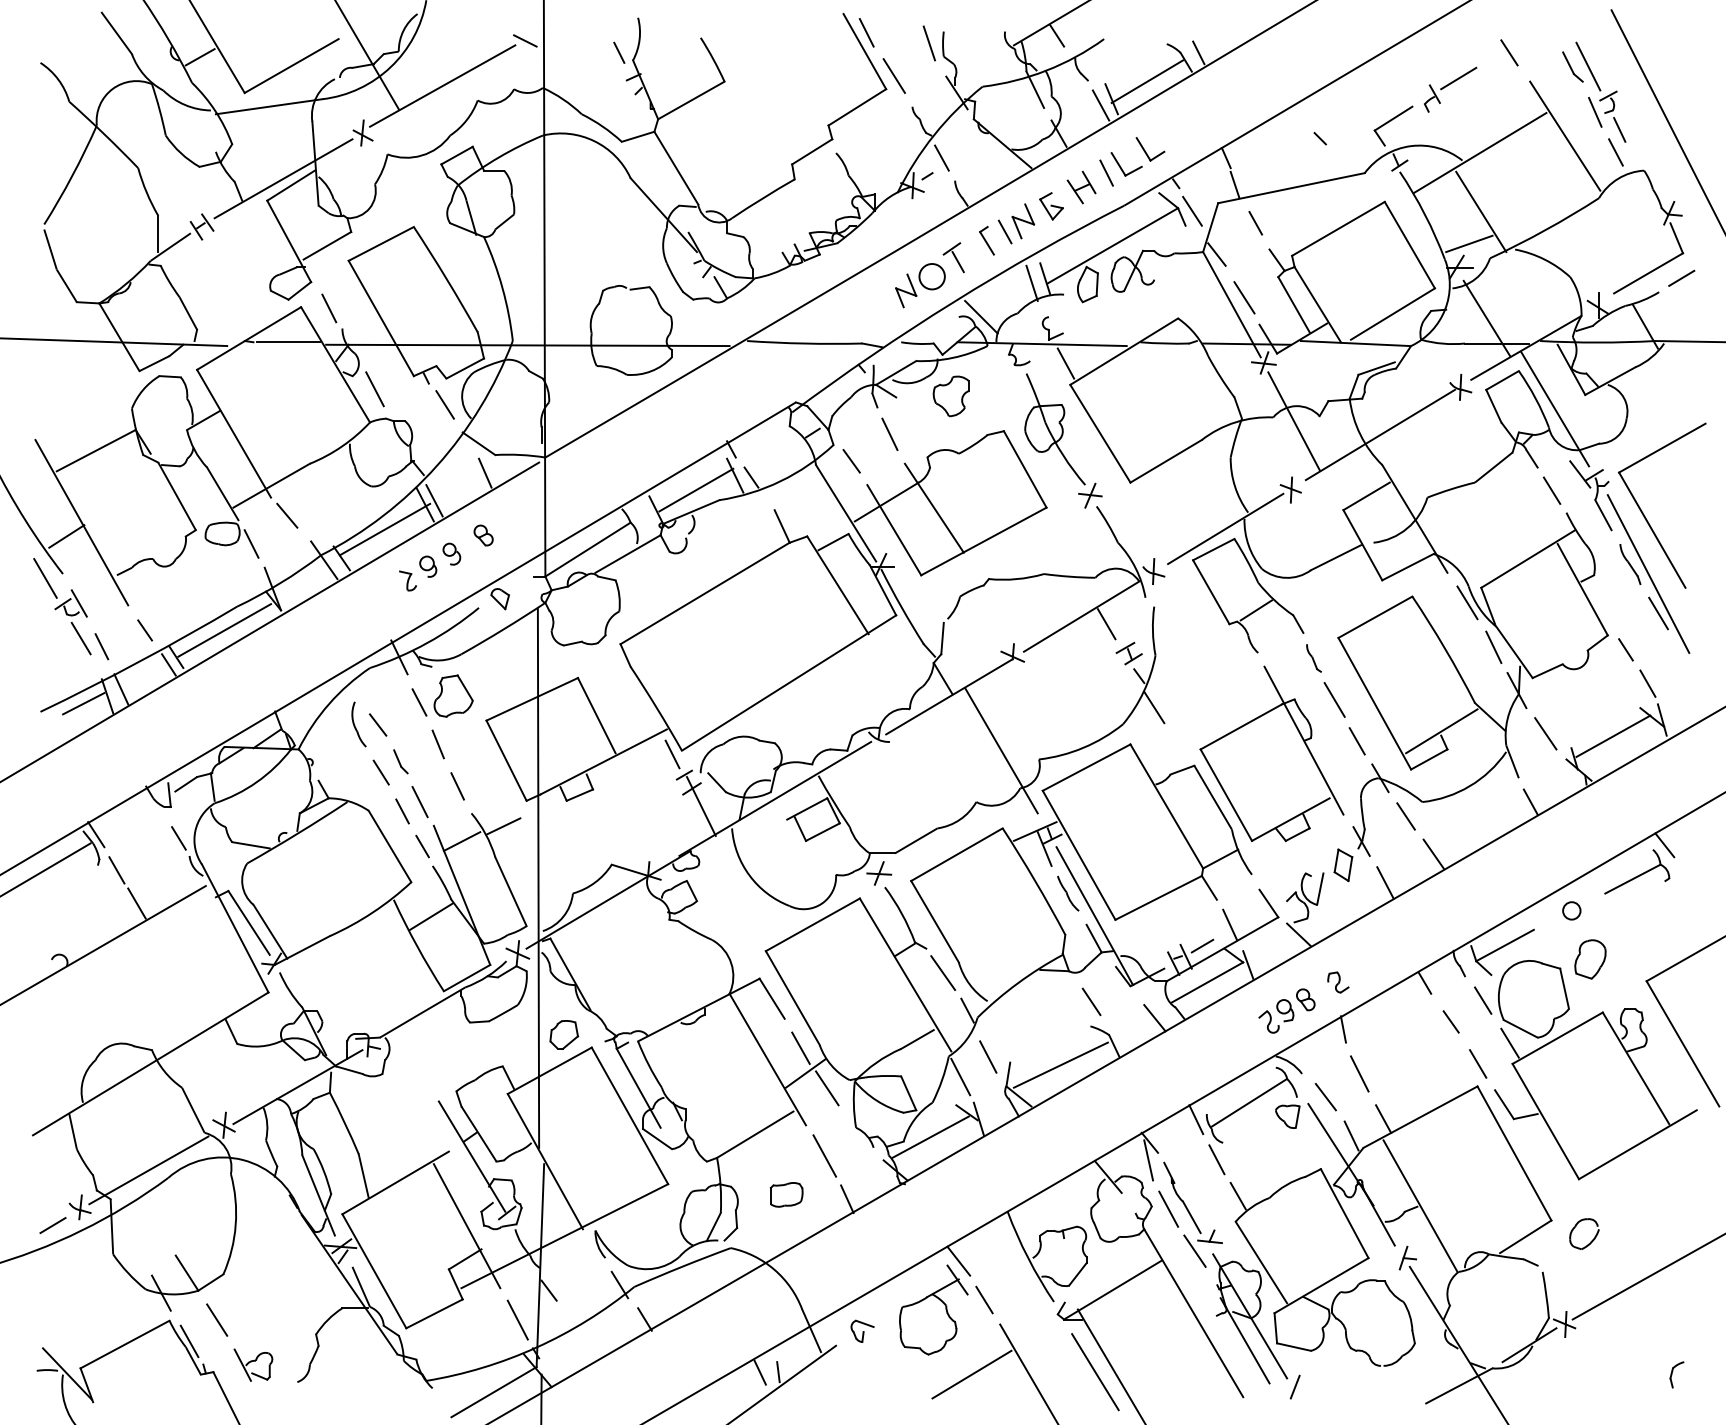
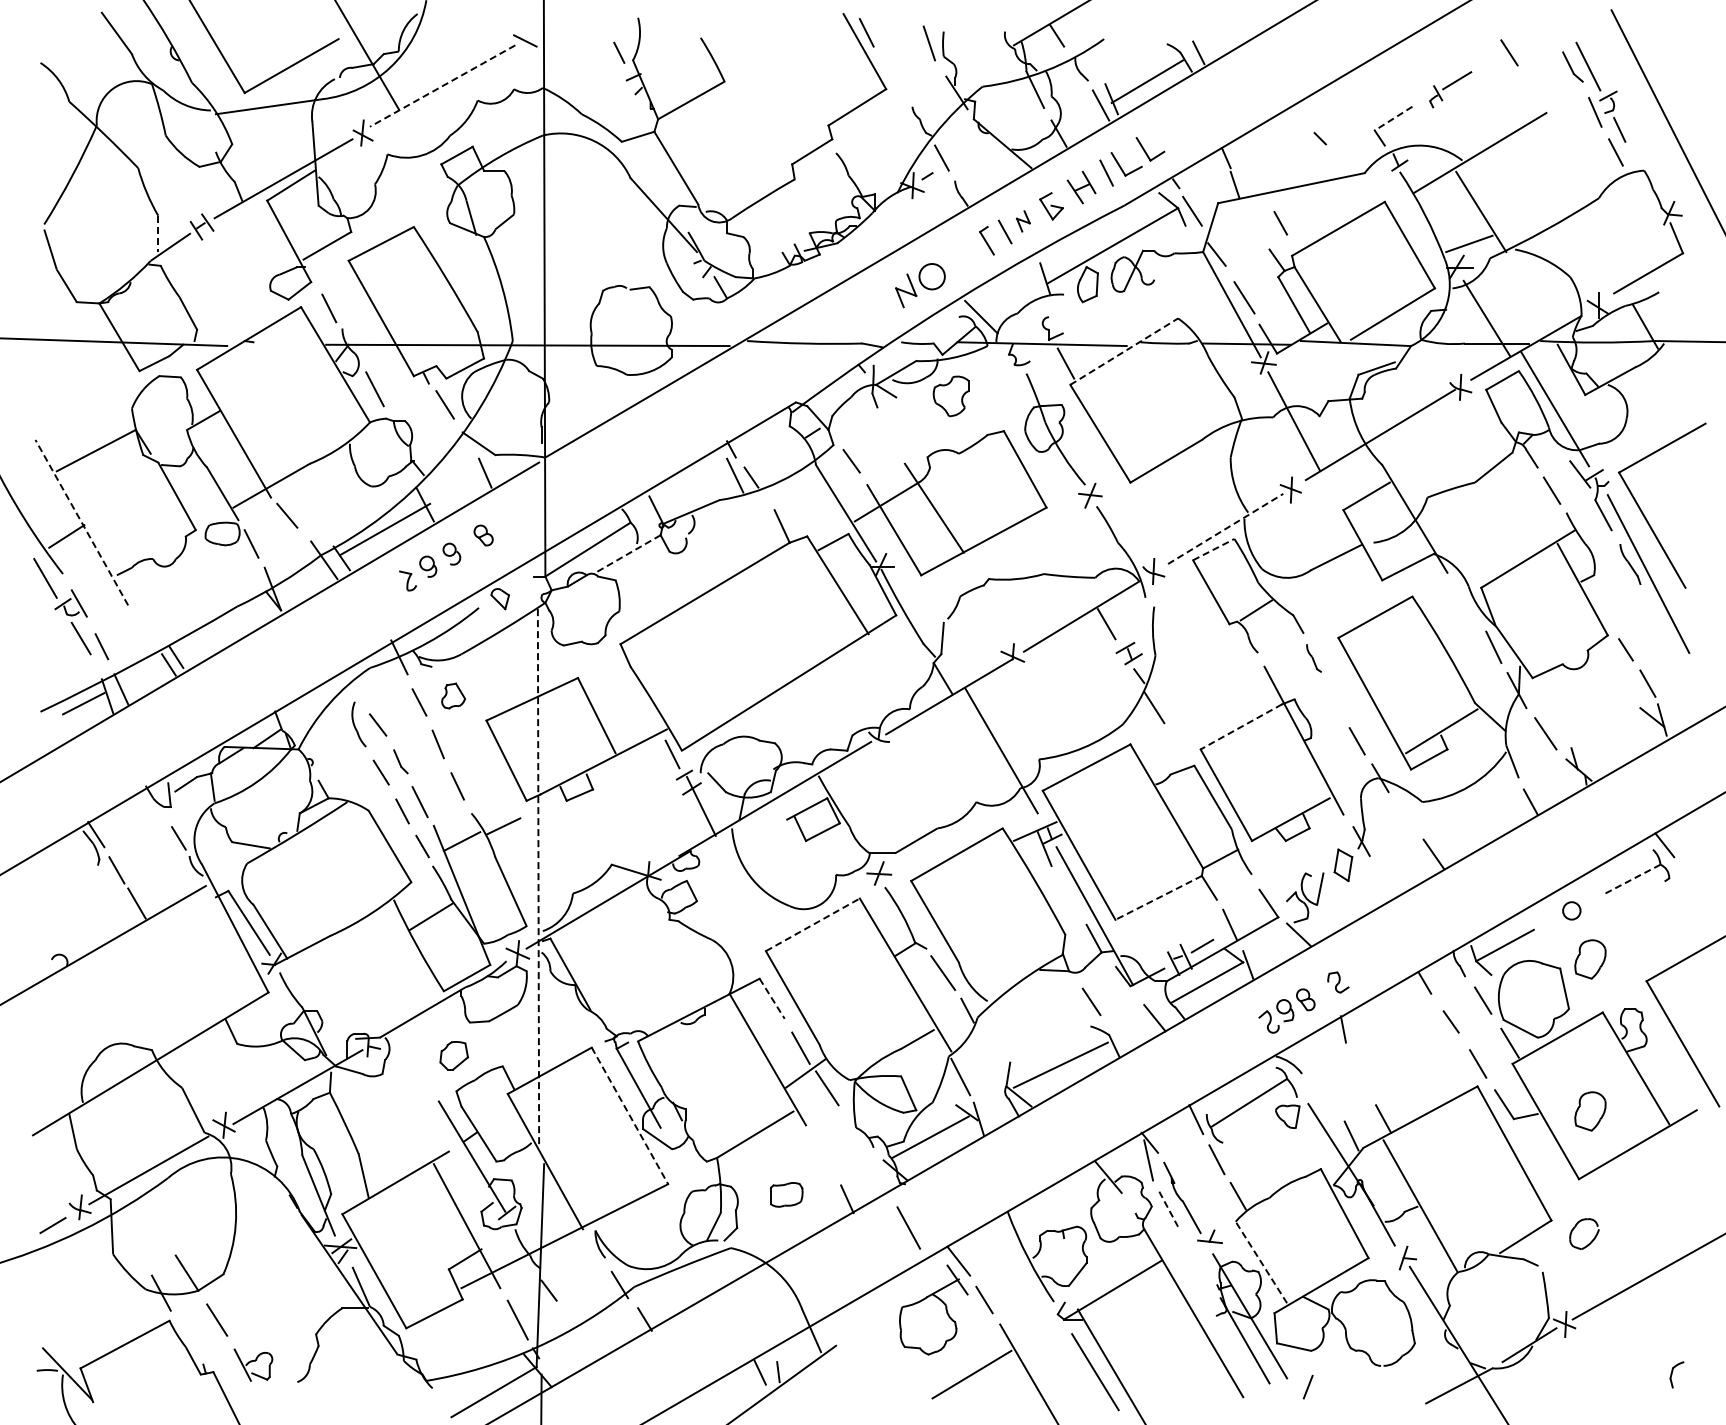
line: present -> none (199, 57)
line: present -> none (893, 75)
line: solid -> dashed (442, 86)
part size: 54x47 px -> 44x38 px (1450, 89)
line: solid -> dashed (1393, 118)
line: present -> none (1565, 135)
part size: 25x37 px -> 15x23 px (1023, 221)
line position: (1255, 222) -> (1280, 222) (1280, 222)
line: solid -> dashed (158, 234)
part: present -> none (953, 257)
line: present -> none (1681, 277)
line: present -> none (1031, 282)
line: present -> none (288, 342)
line: solid -> dashed (1124, 351)
line: present -> none (889, 434)
line: present -> none (696, 489)
line: present -> none (434, 500)
line: solid -> dashed (81, 522)
line: solid -> dashed (1226, 528)
line: solid -> dashed (1214, 549)
line: solid -> dashed (628, 554)
line: present -> none (1467, 602)
line: present -> none (1658, 613)
line: present -> none (145, 630)
line: present -> none (224, 630)
part size: 41x44 px -> 25x28 px (453, 695)
line: present -> none (1334, 699)
line: solid -> dashed (1241, 726)
line: present -> none (1613, 735)
line: present -> none (1405, 816)
line: present -> none (46, 869)
line: solid -> dashed (538, 879)
line: solid -> dashed (1632, 879)
line: present -> none (1385, 882)
part: present -> none (1068, 893)
line: solid -> dashed (1158, 898)
line: solid -> dashed (812, 924)
line: solid -> dashed (772, 998)
part position: (564, 1034) -> (454, 1055) (454, 1055)
line: present -> none (988, 1056)
line: present -> none (1359, 1073)
line: present -> none (1325, 1097)
part: none -> present (1590, 1111)
line: solid -> dashed (630, 1116)
line position: (824, 1155) -> (908, 1227) (908, 1227)
line: solid -> dashed (1168, 1209)
line: present -> none (1194, 1250)
line: solid -> dashed (1261, 1262)
part: present -> none (862, 1330)
line: present -> none (189, 1341)
line position: (1294, 1386) -> (1307, 1386) (1307, 1386)
